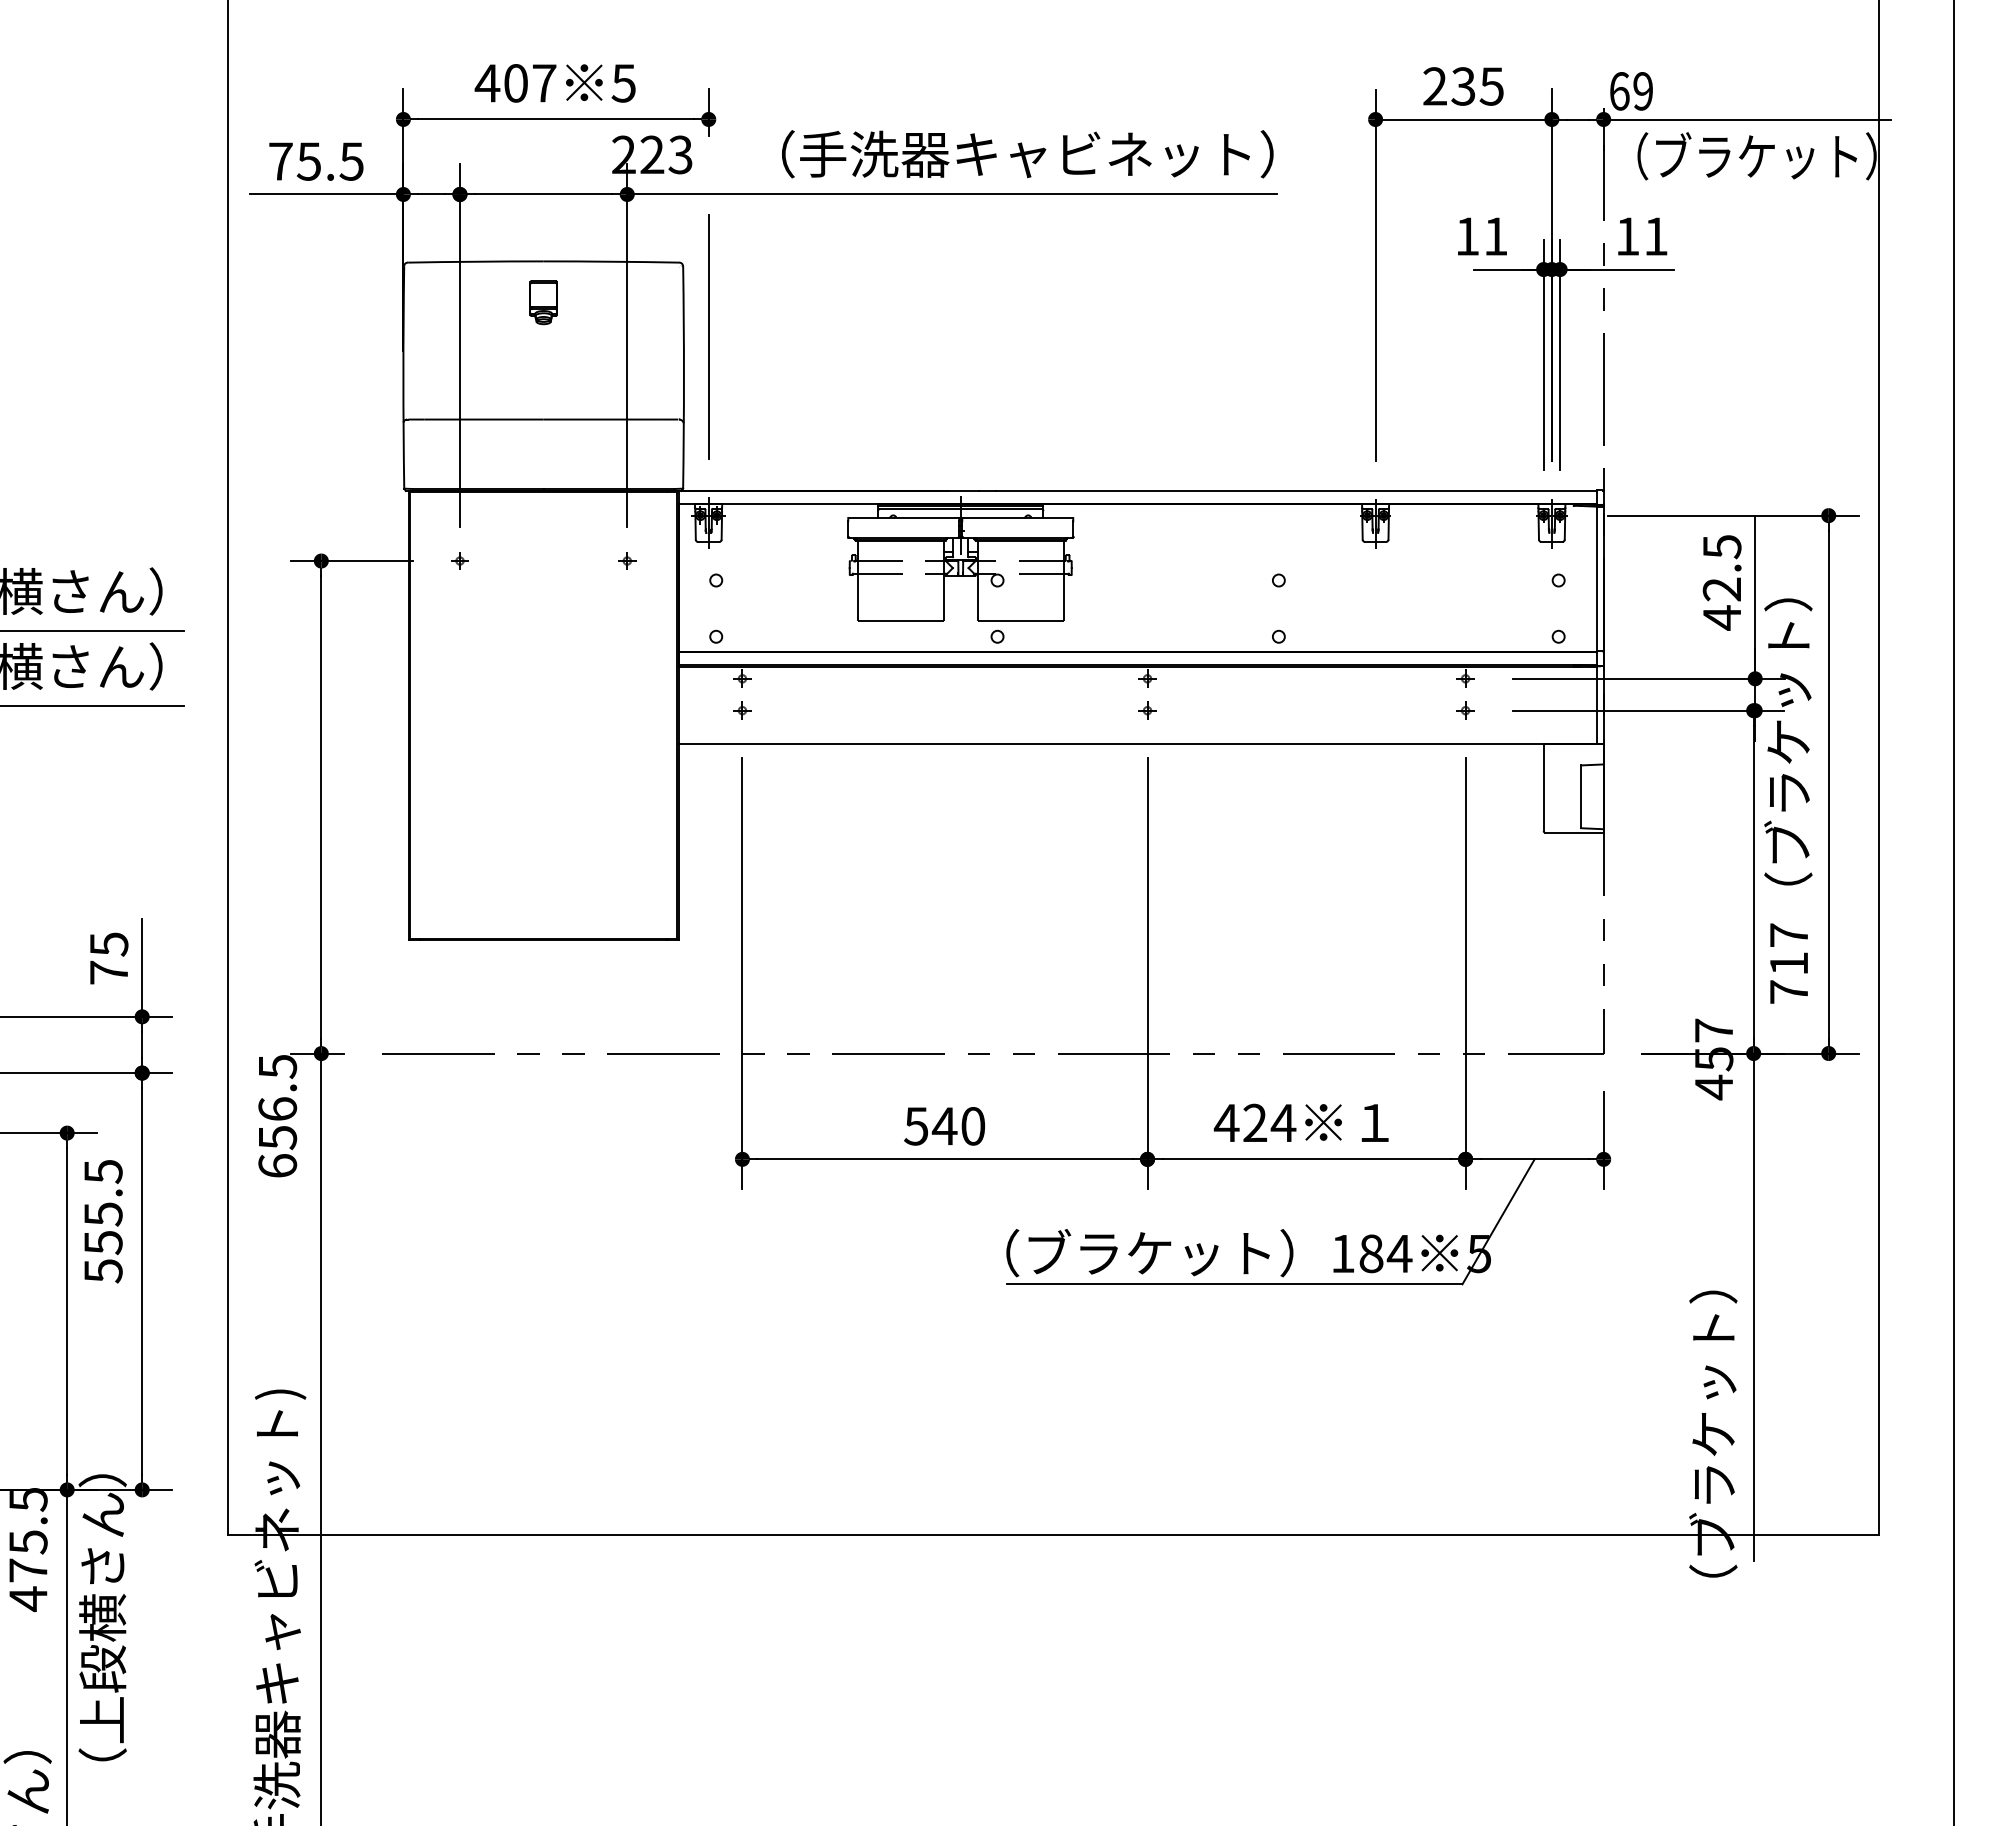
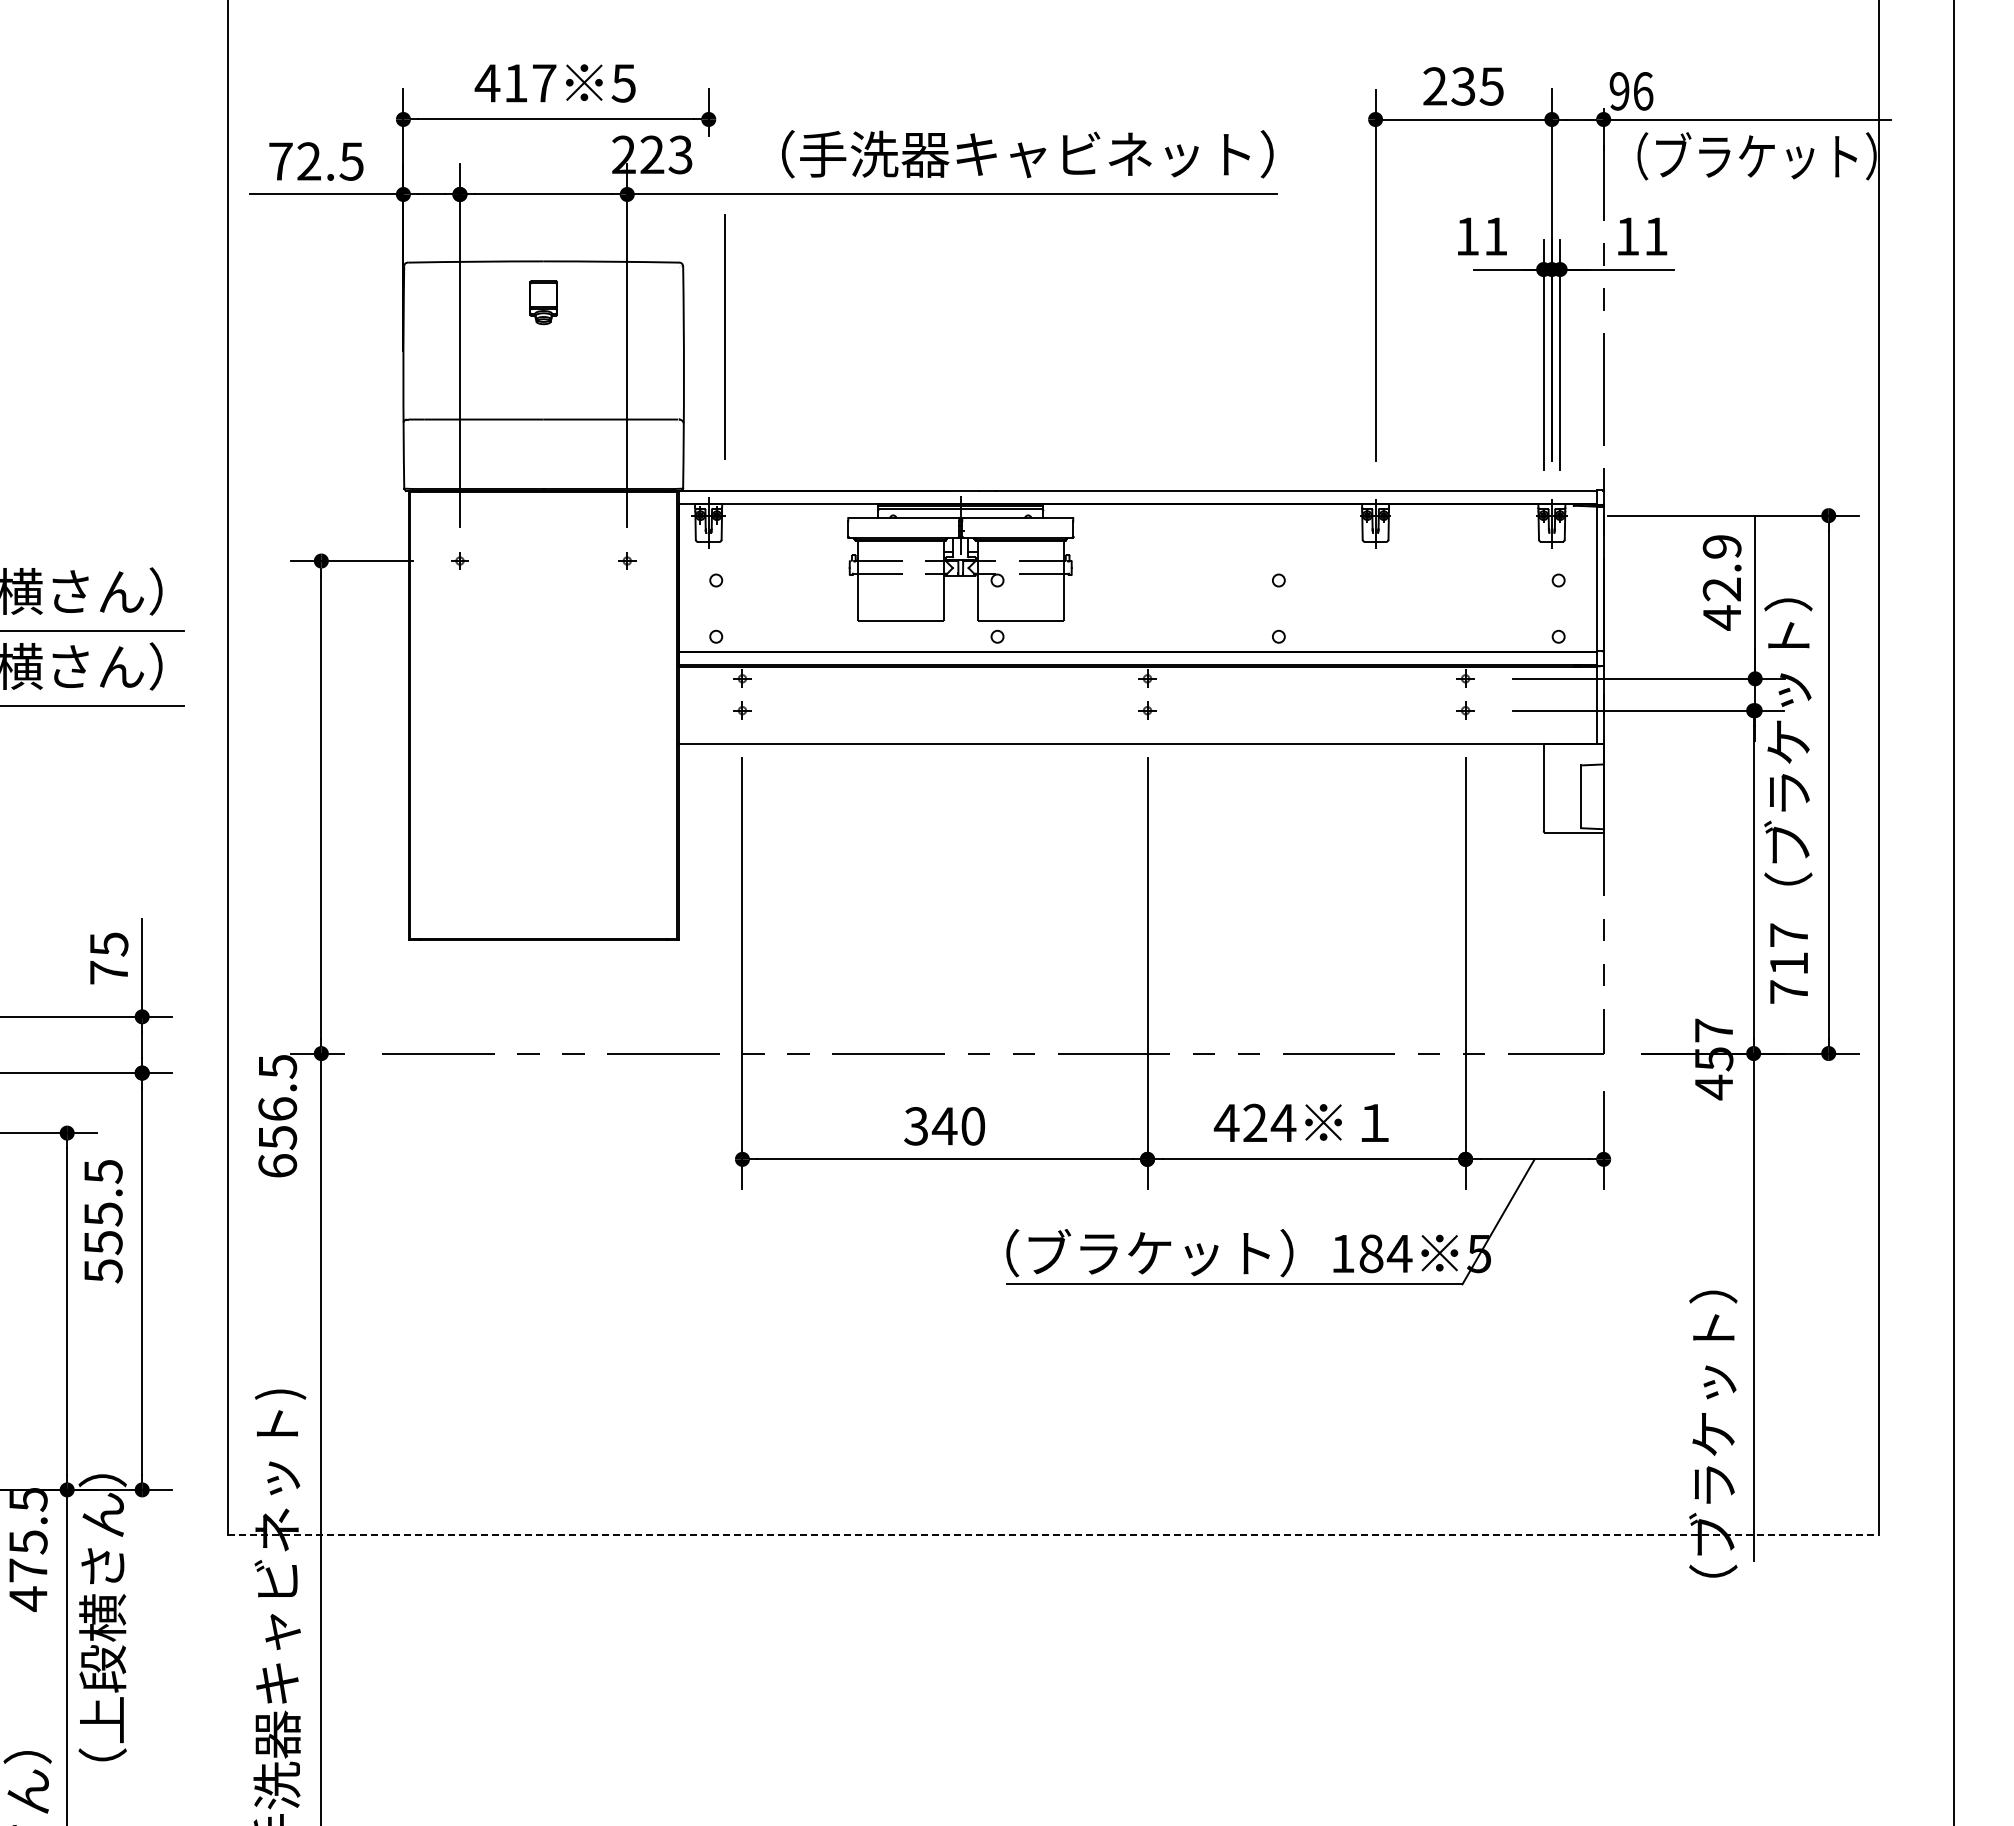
text: 407 -> 417 (515, 83)
text: 69 -> 96 (1631, 91)
text: 75.5 -> 72.5 (308, 161)
line position: (708, 336) -> (724, 336) (724, 336)
text: 42.5 -> 42.9 (1721, 547)
text: 540 -> 340 (916, 1126)
line: solid -> dashed (1053, 1534)
